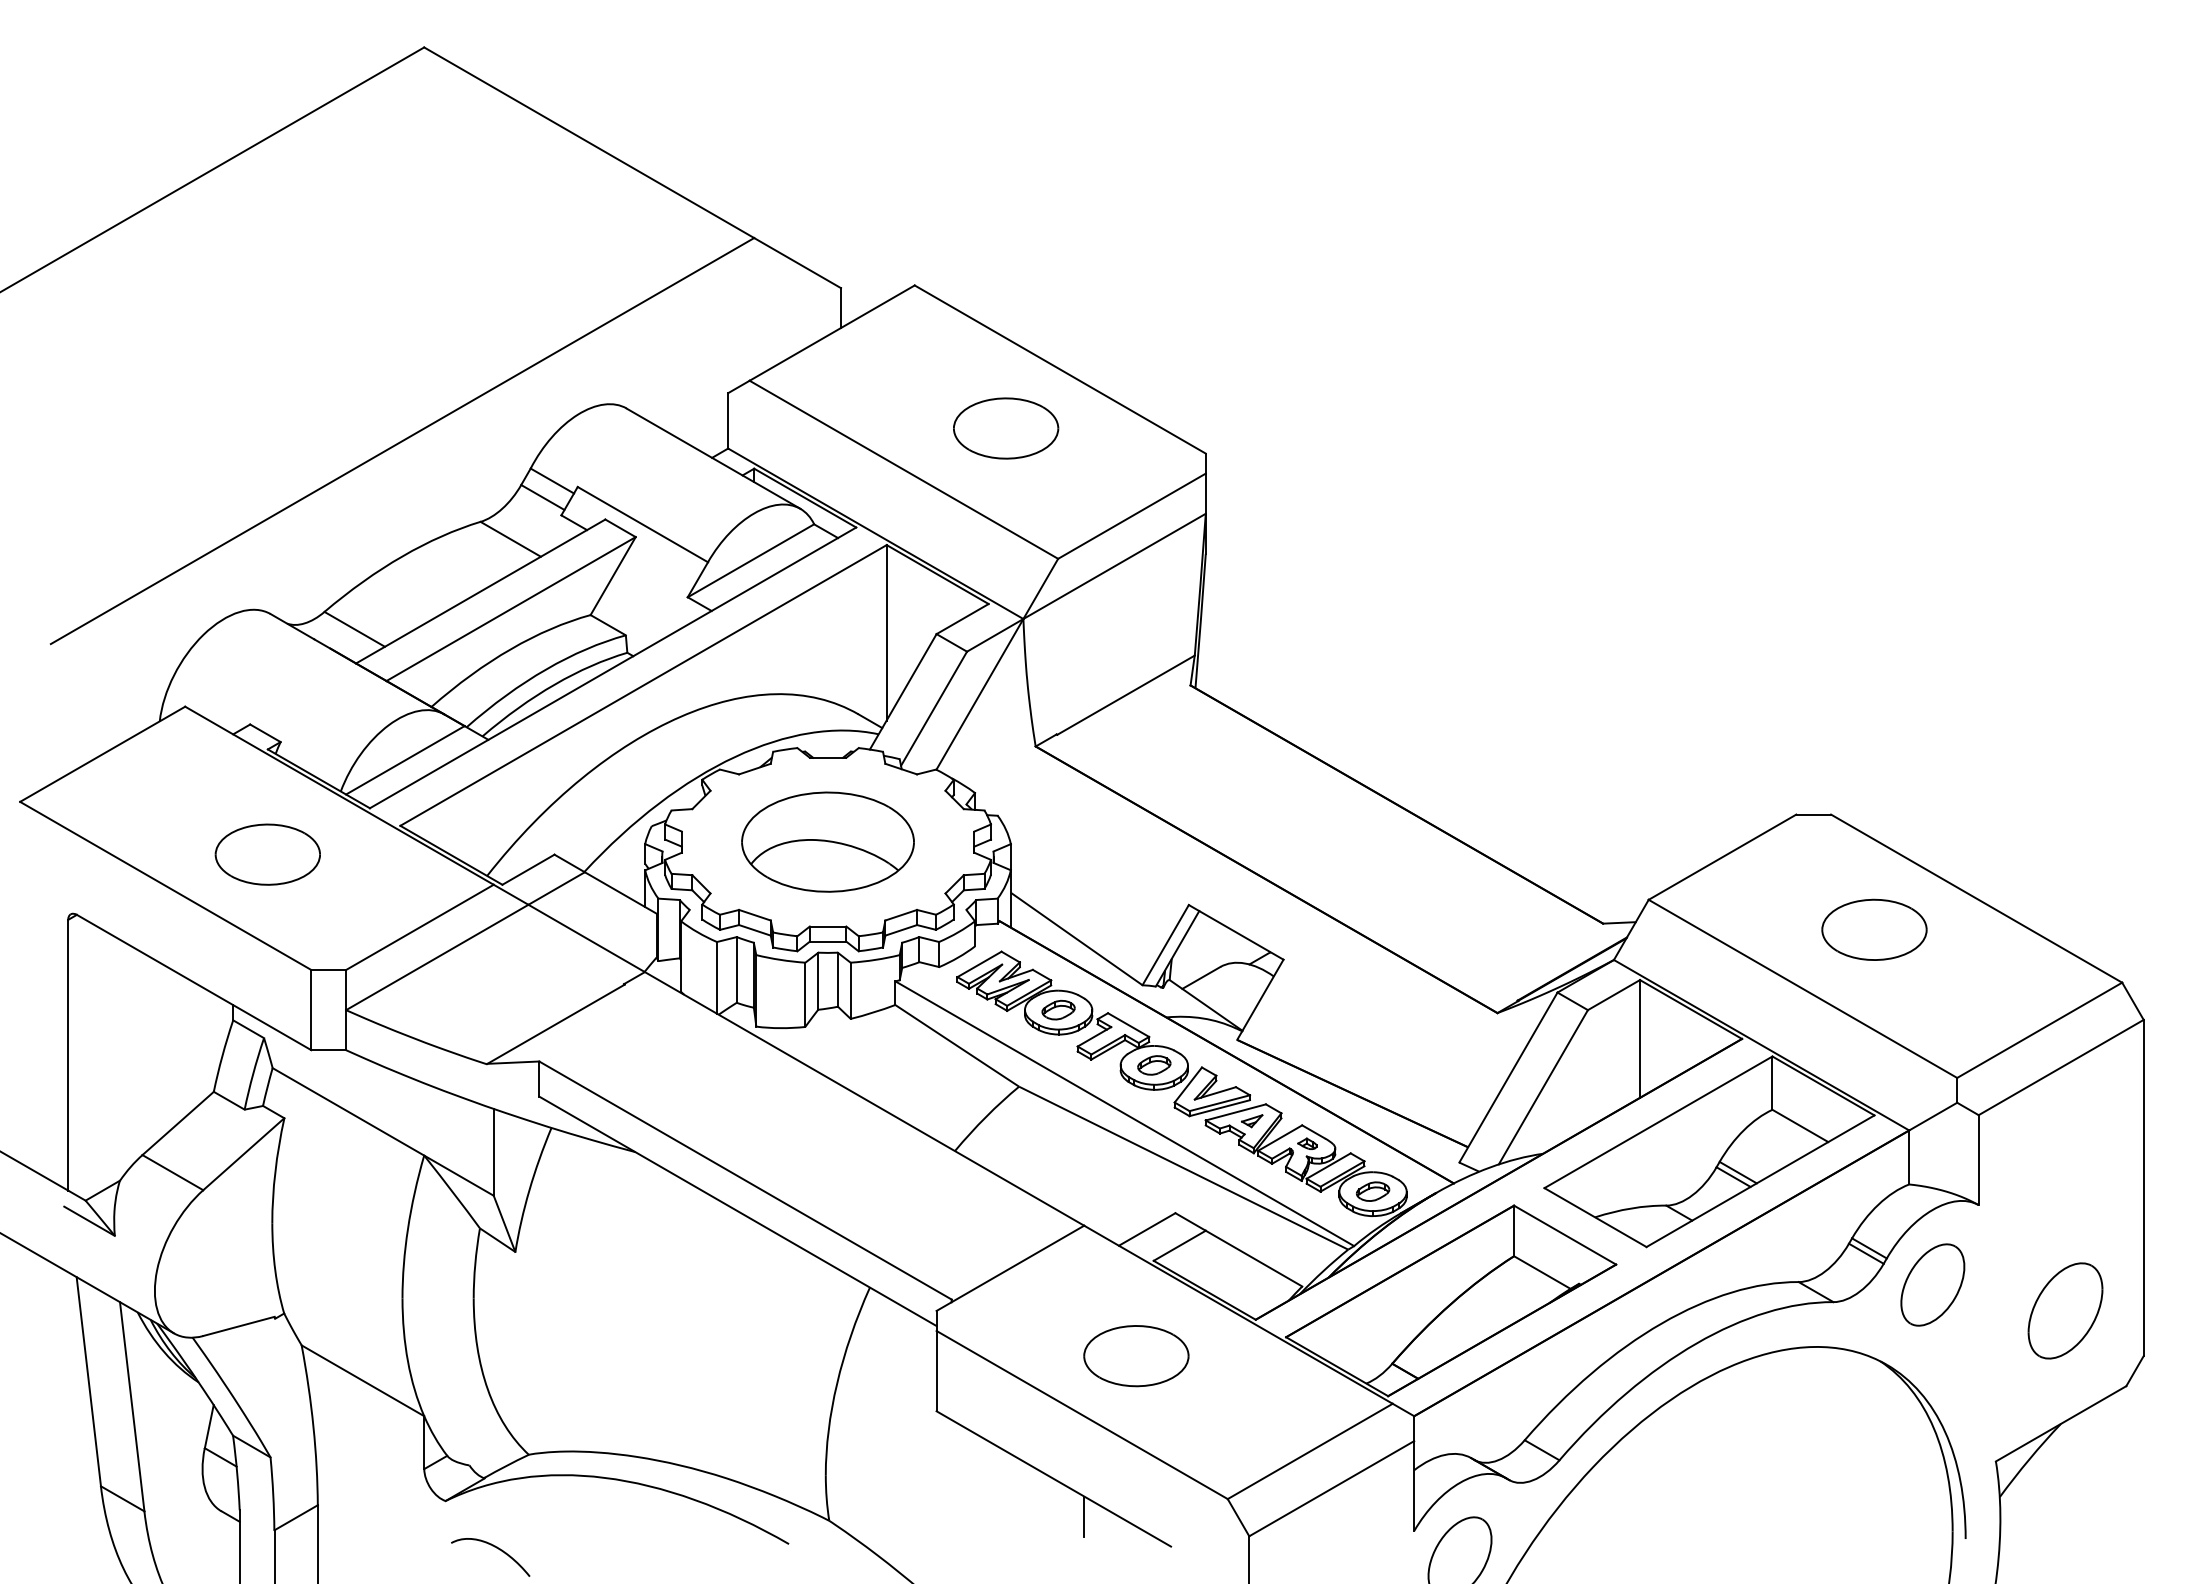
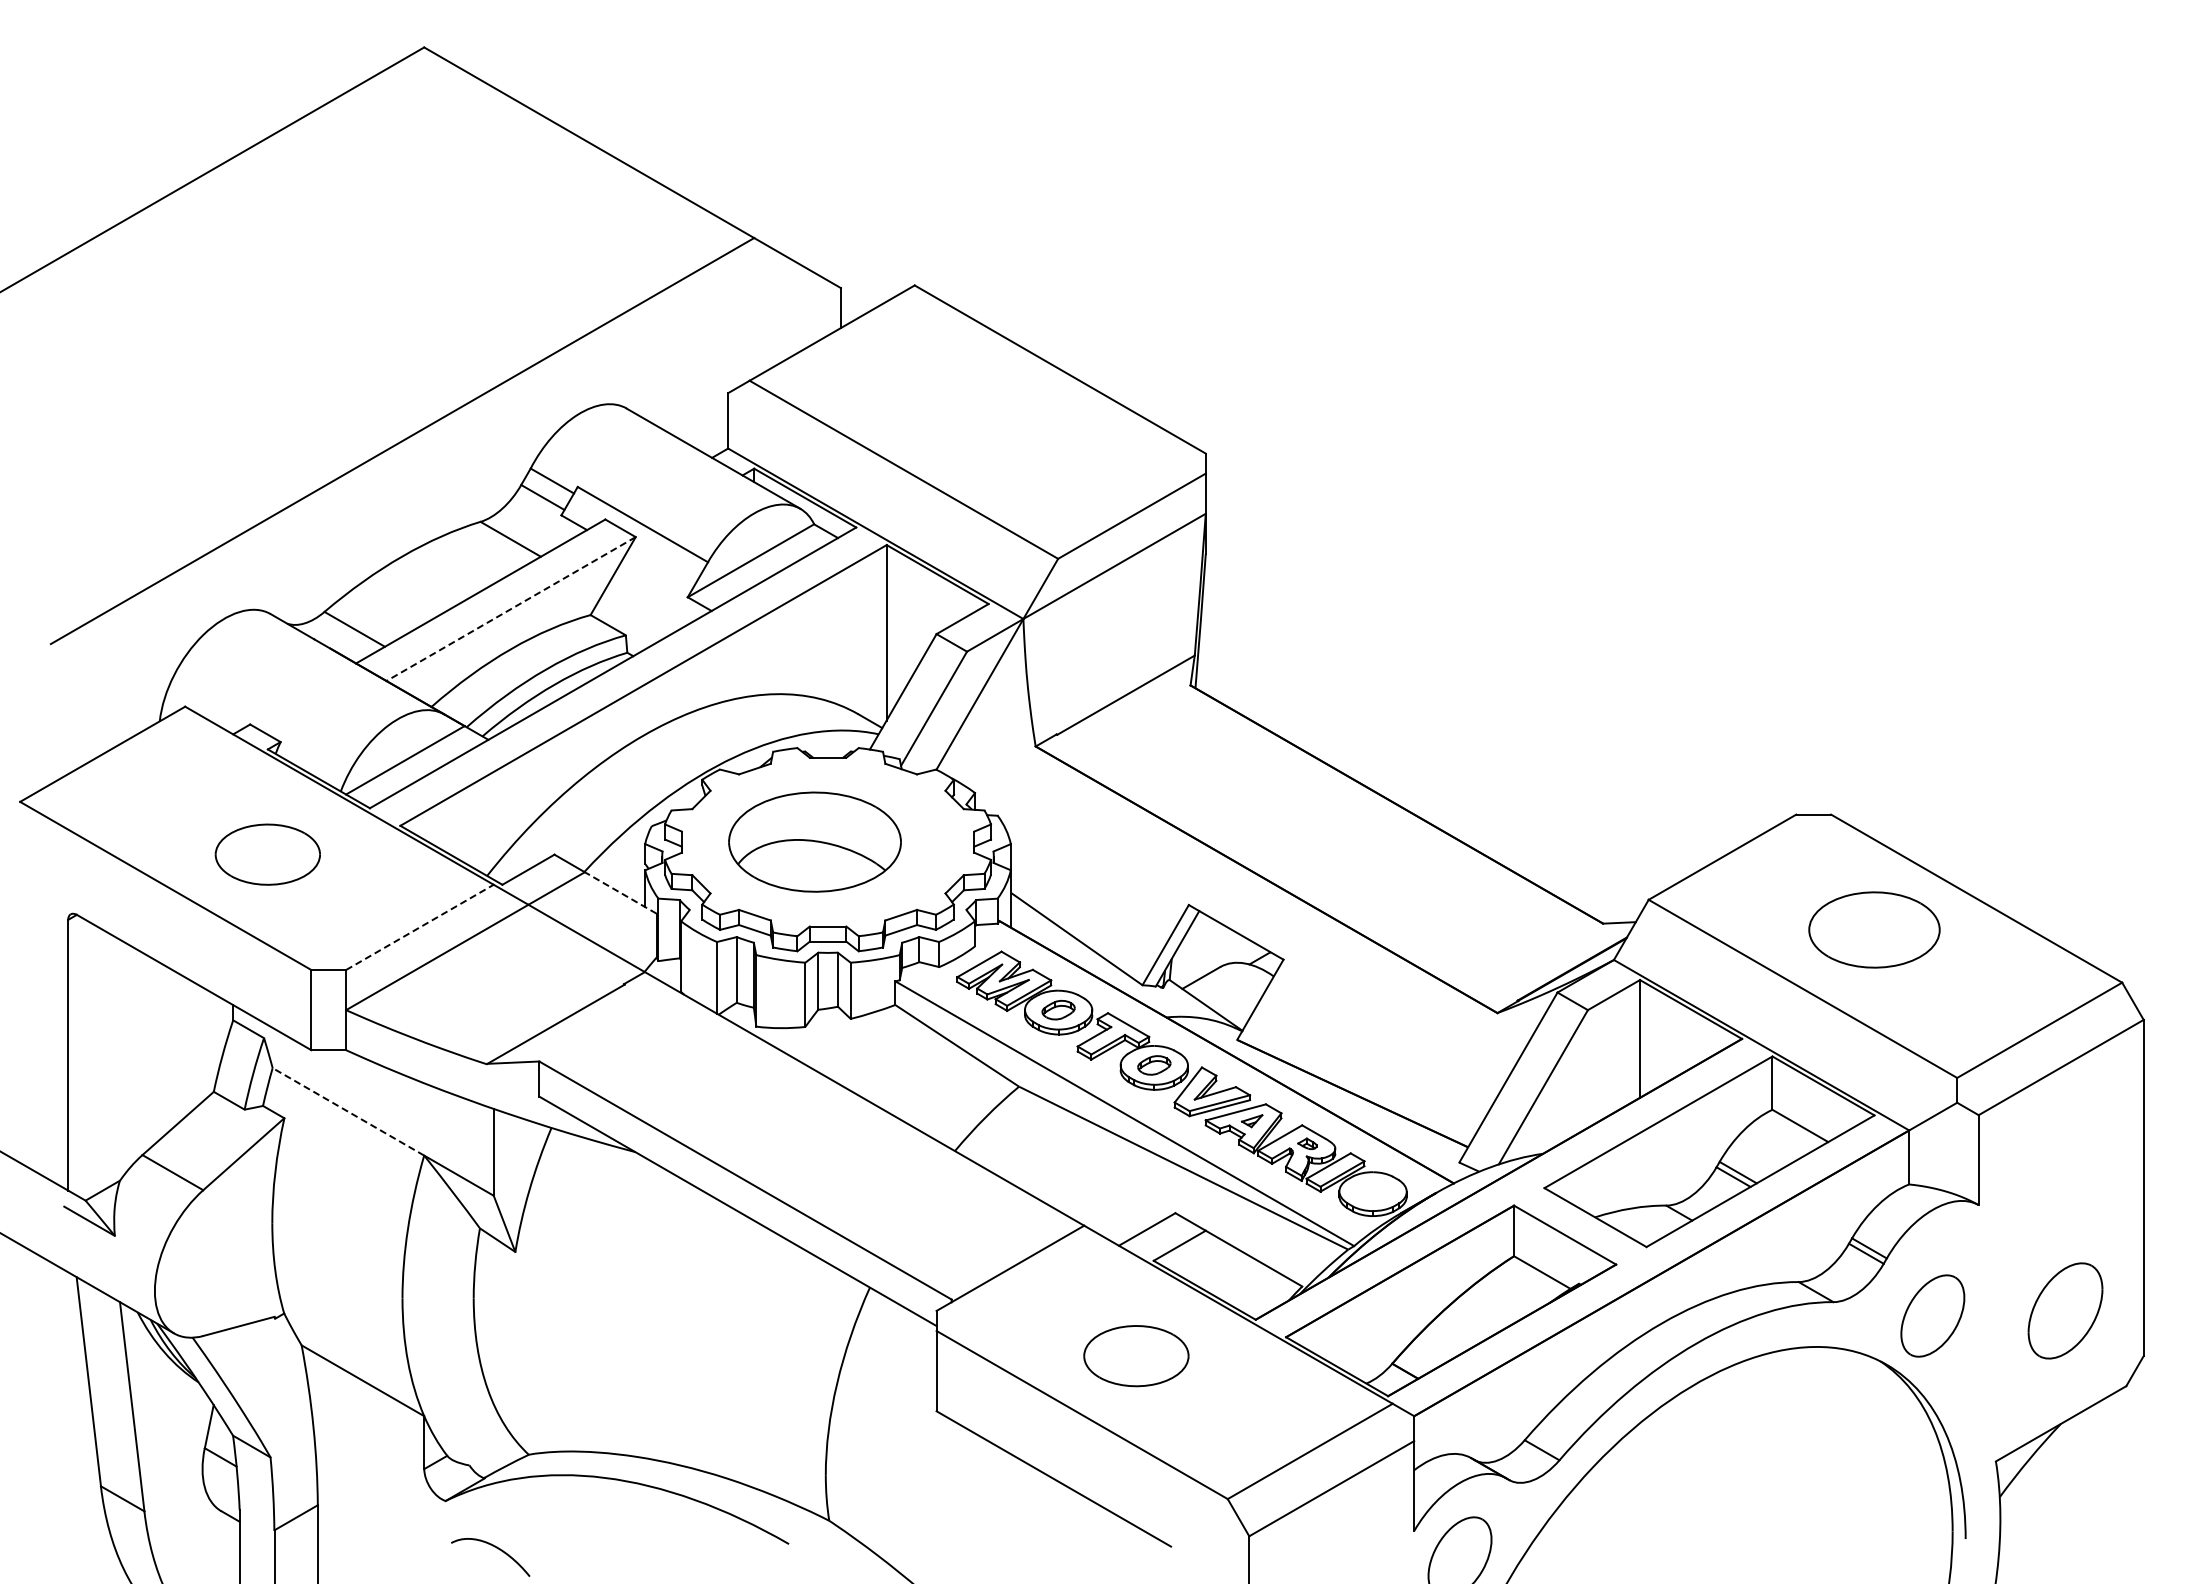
part: present -> none (1006, 428)
line: solid -> dashed (511, 609)
part position: (827, 841) -> (814, 841) (814, 841)
line: solid -> dashed (620, 892)
line: solid -> dashed (420, 927)
part size: 107x63 px -> 133x78 px (1874, 929)
line: solid -> dashed (348, 1111)
part: present -> none (1373, 1191)
part position: (1932, 1284) -> (1932, 1315) (1932, 1315)
line: present -> none (1084, 1516)
